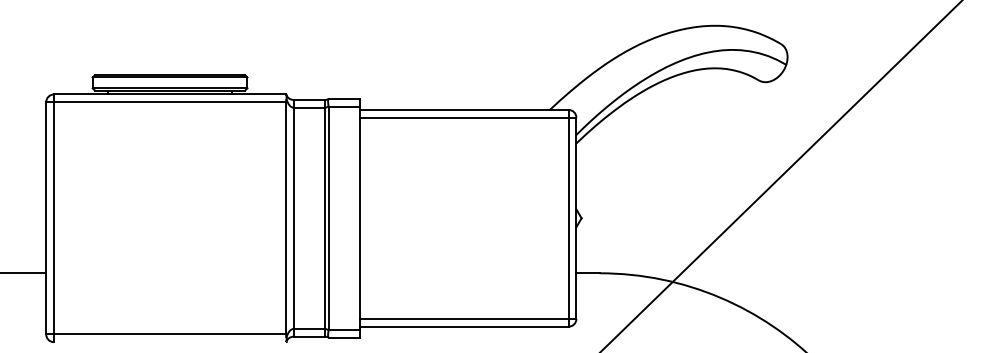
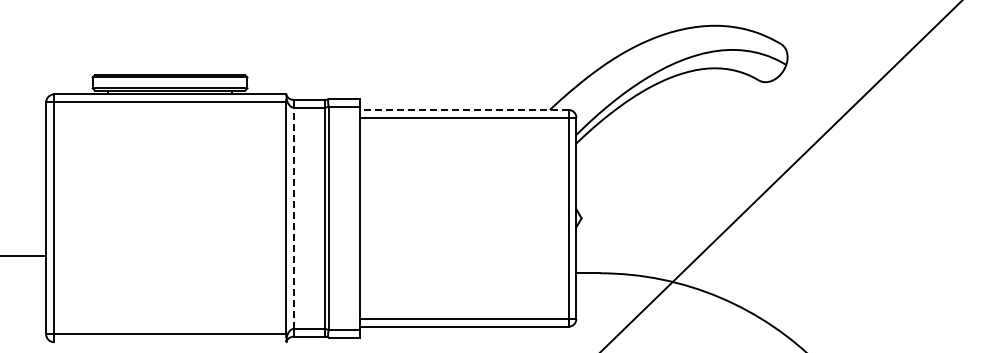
line: solid -> dashed (463, 109)
line: solid -> dashed (293, 218)
line position: (24, 273) -> (24, 256) (24, 256)
